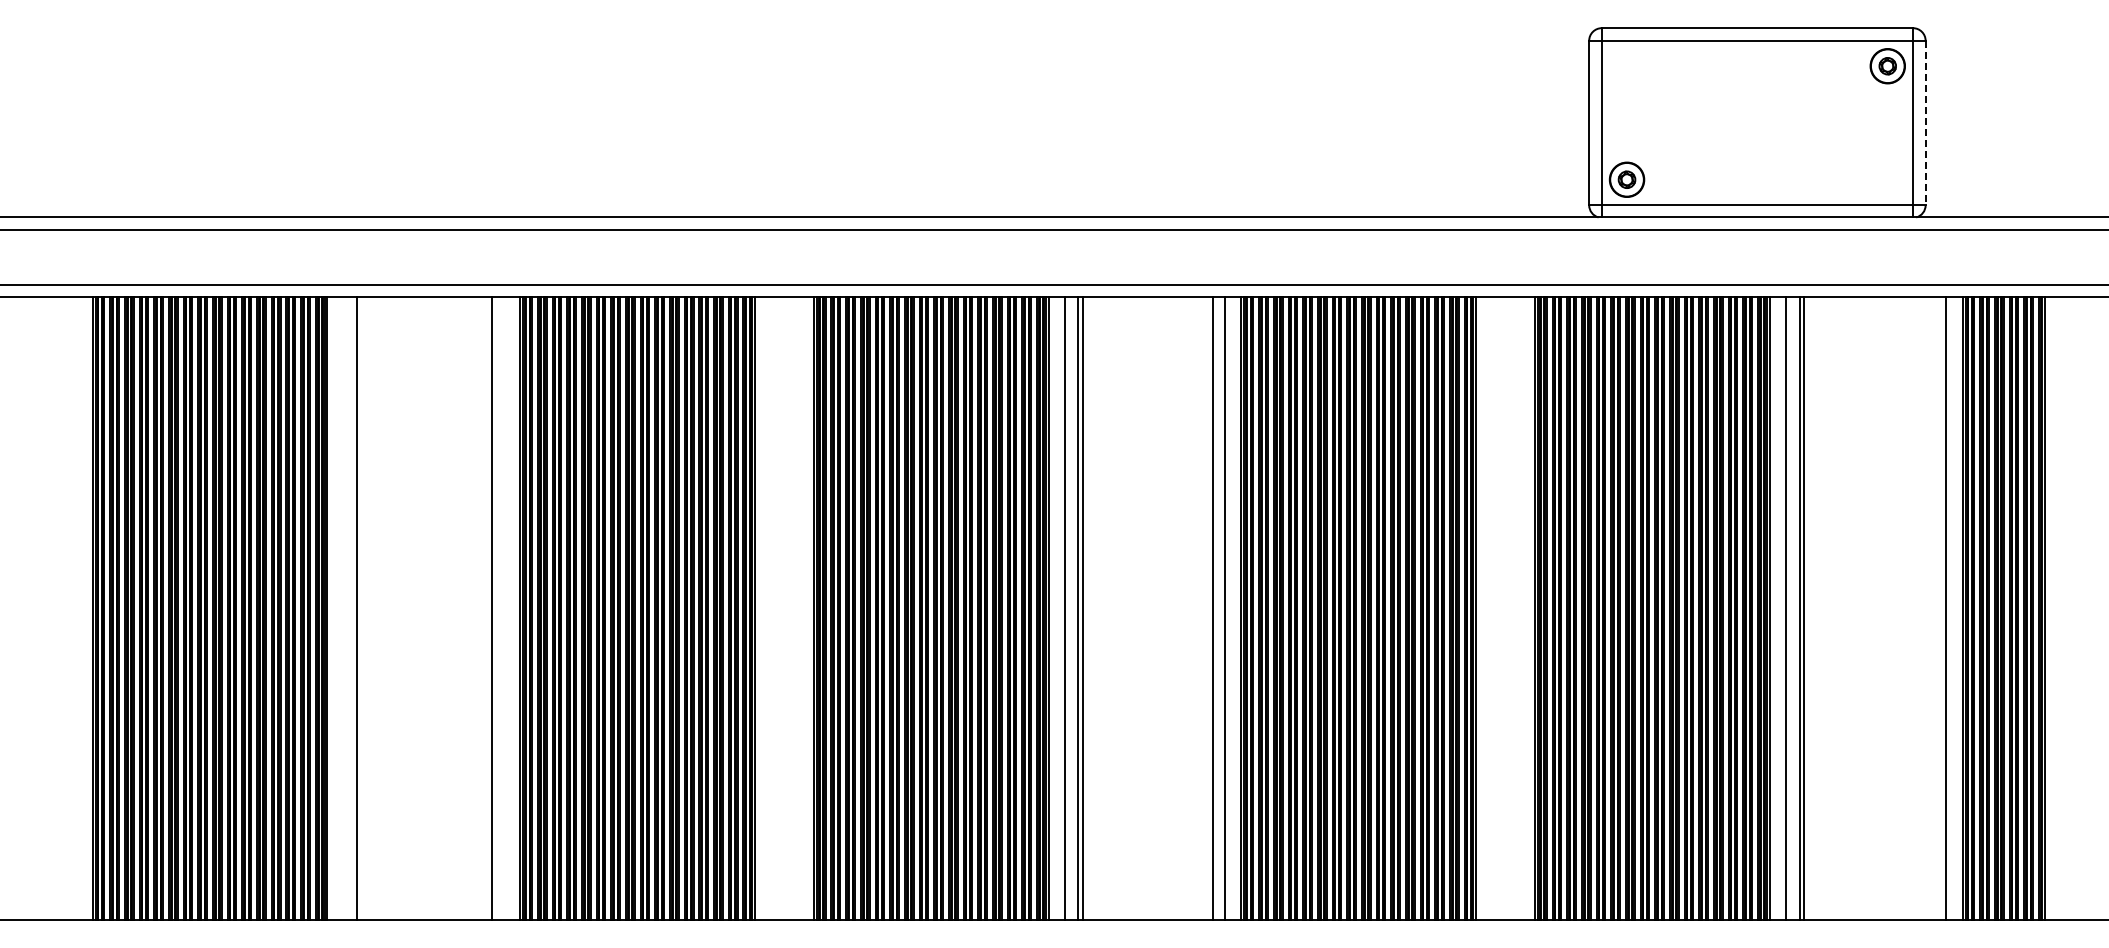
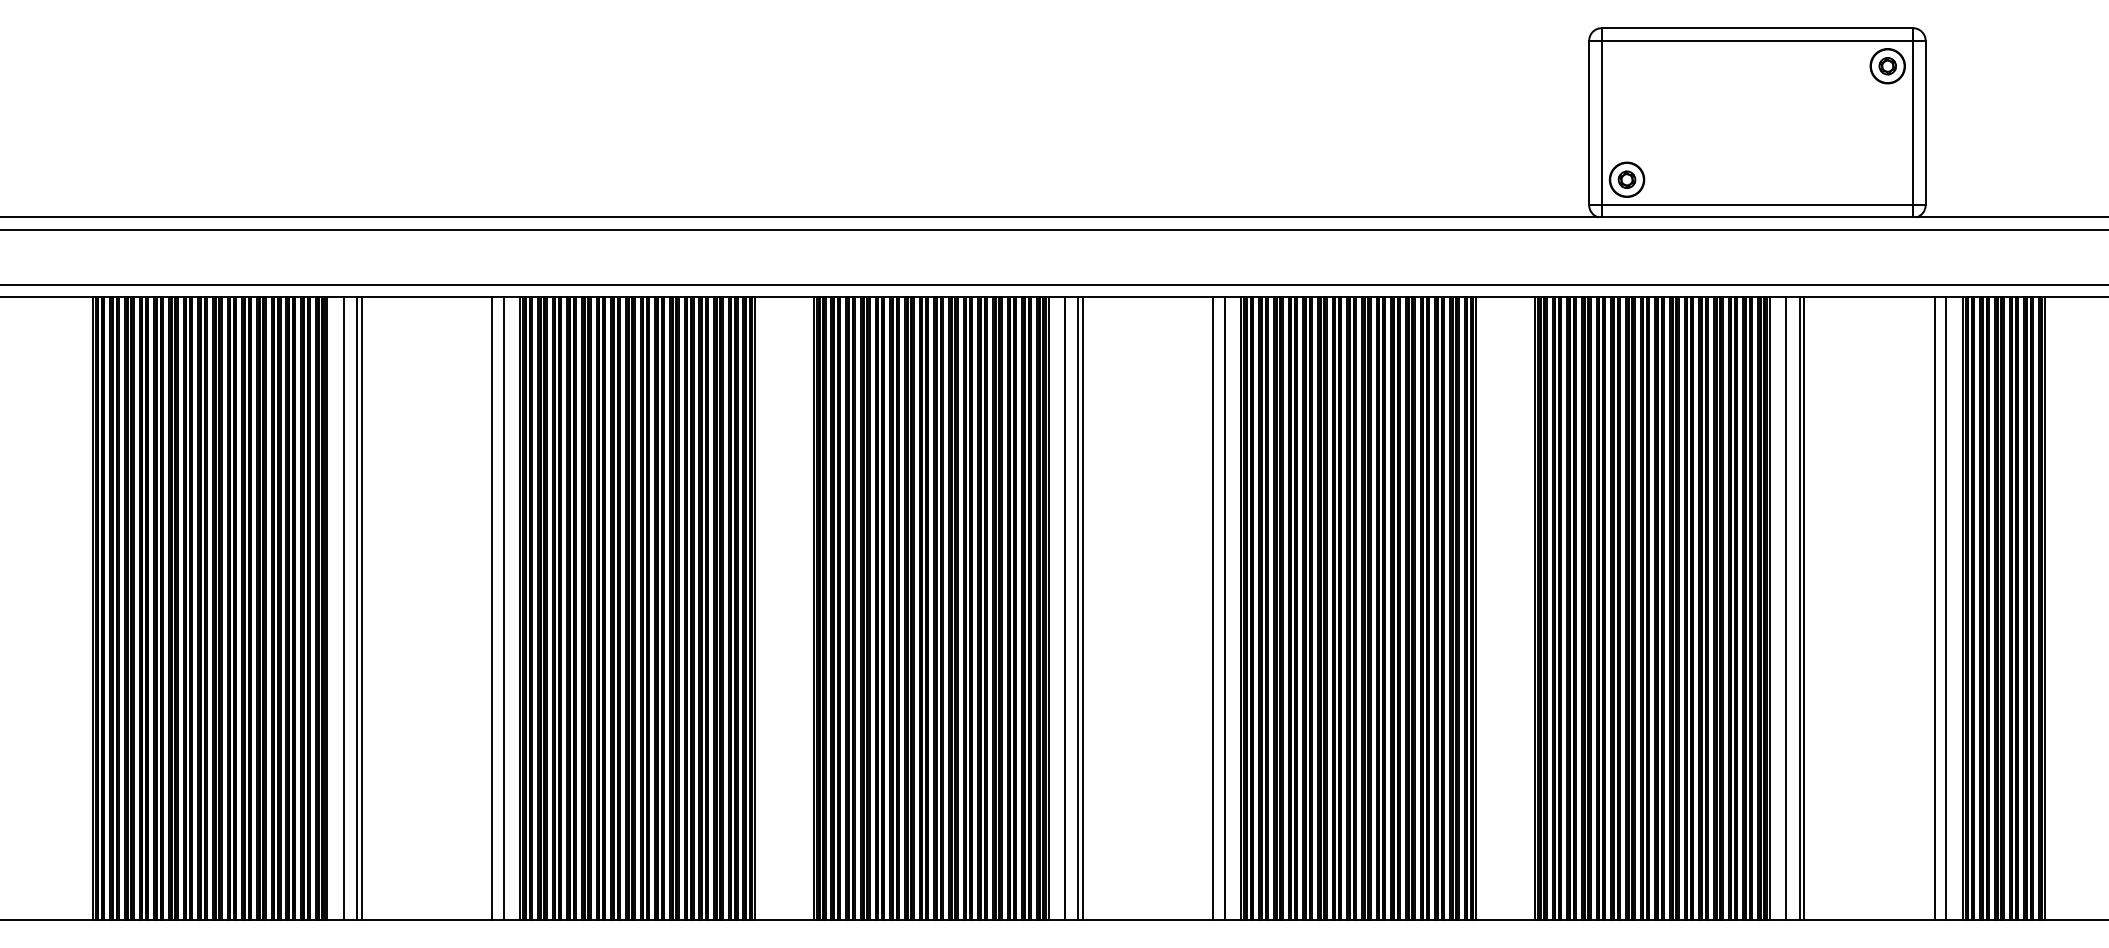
line: dashed -> solid (1925, 123)
line: none -> present (343, 608)
line: none -> present (361, 608)
line: none -> present (503, 608)
line: none -> present (1934, 608)
